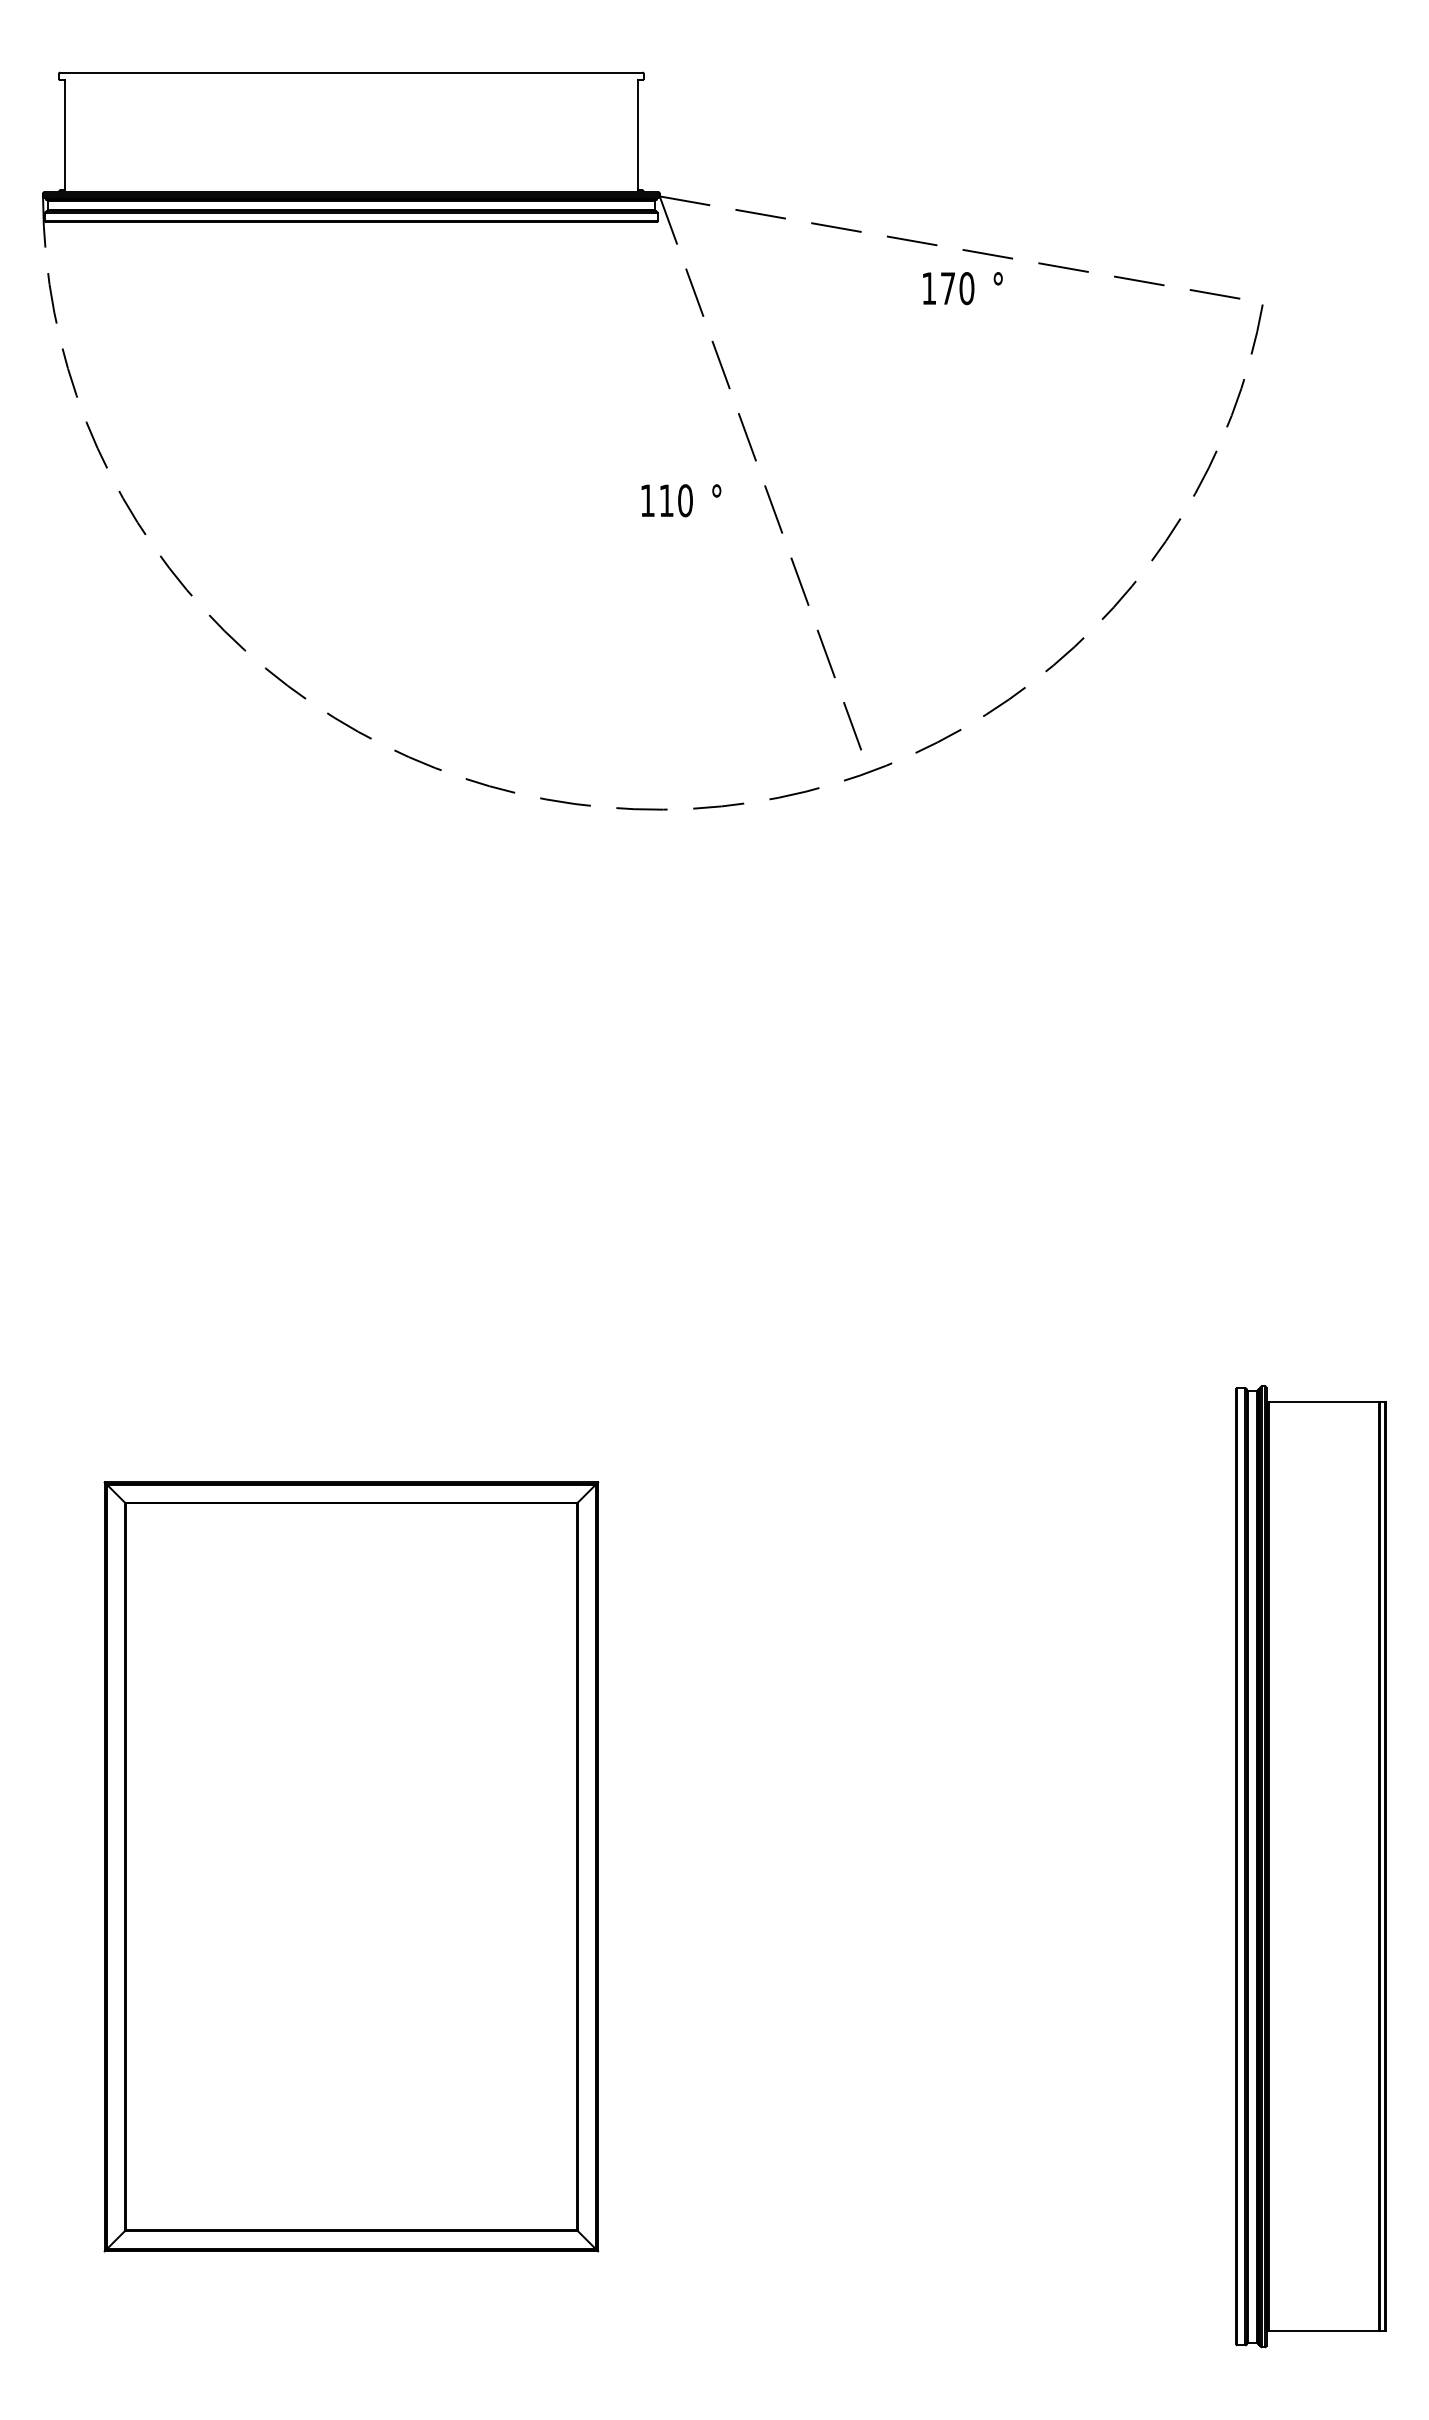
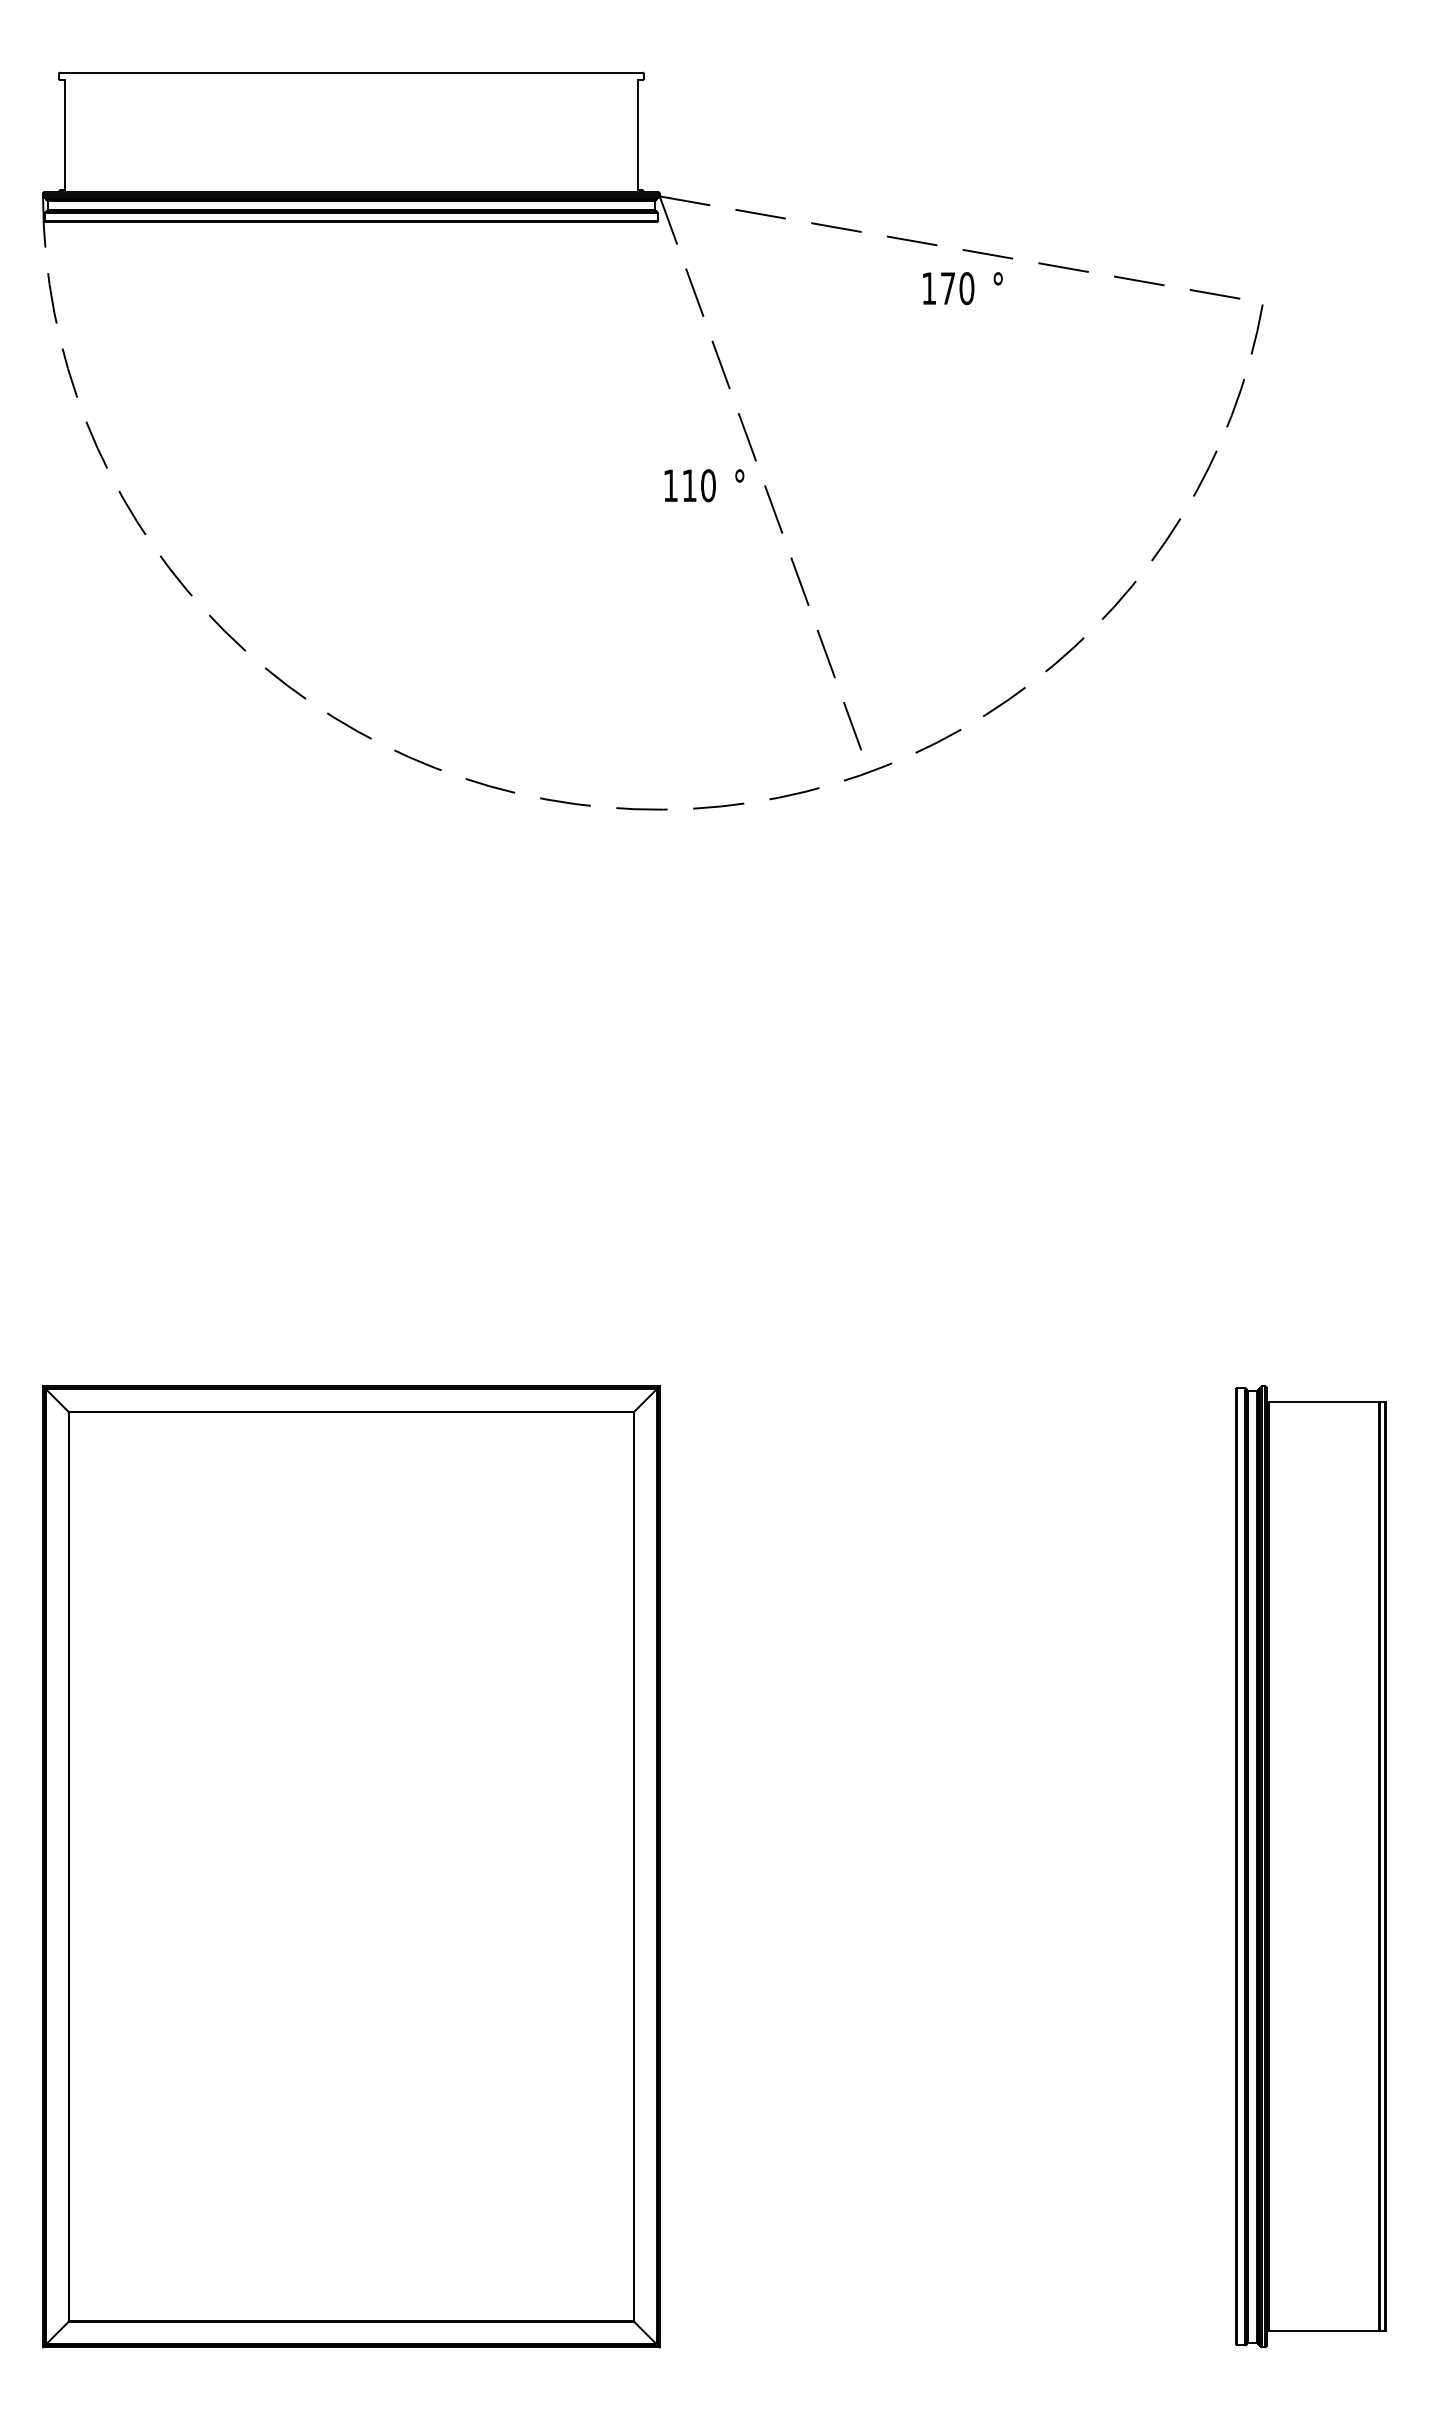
text position: (681, 500) -> (704, 485) (704, 485)
part size: 497x772 px -> 619x964 px (351, 1866)
